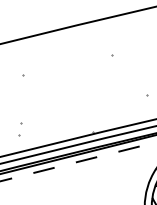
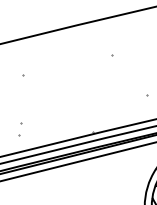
line: dashed -> solid (79, 161)
